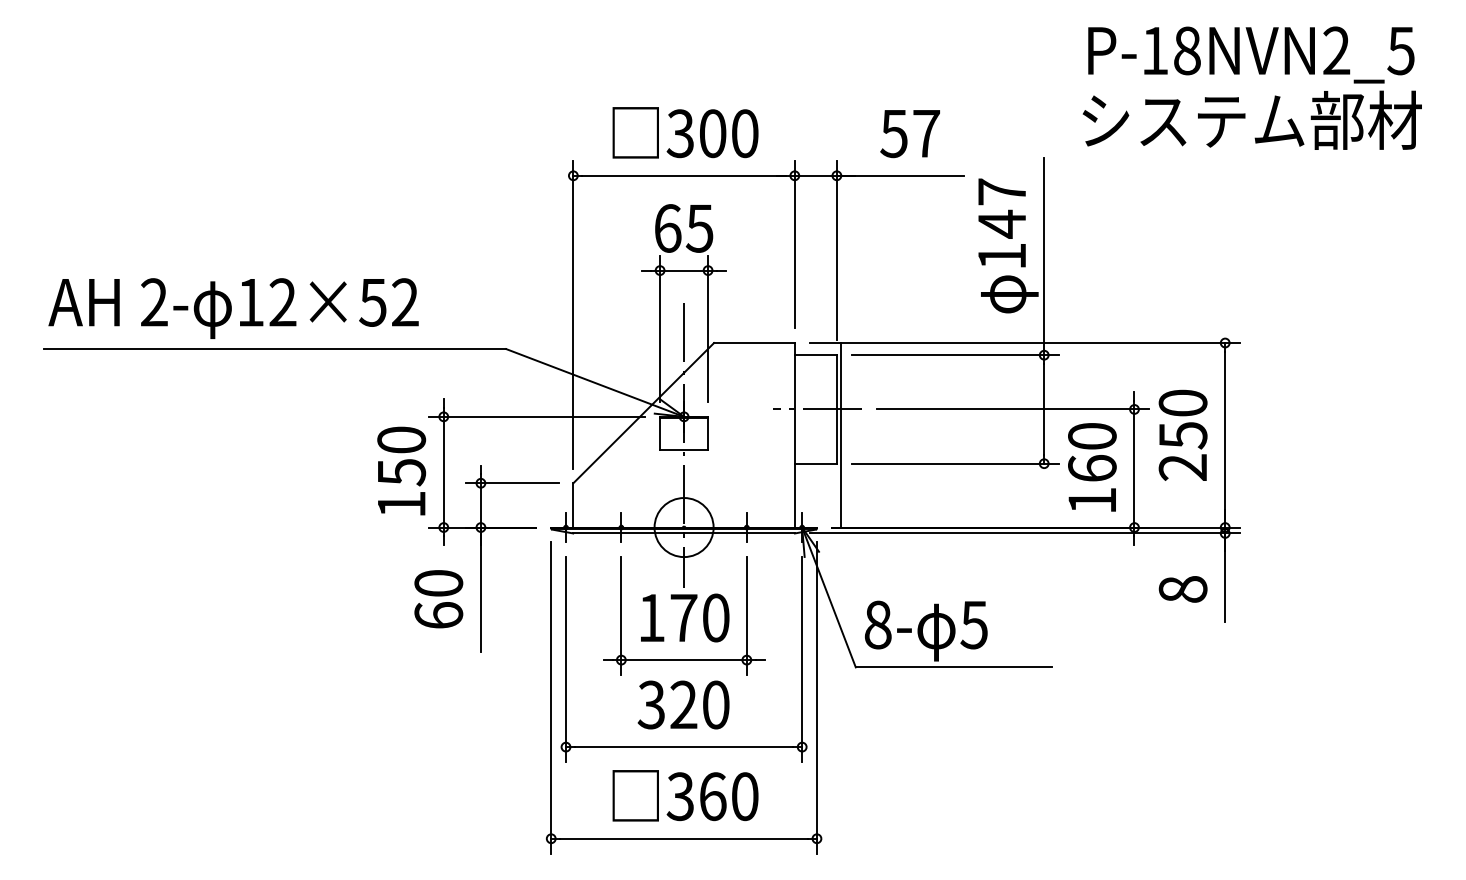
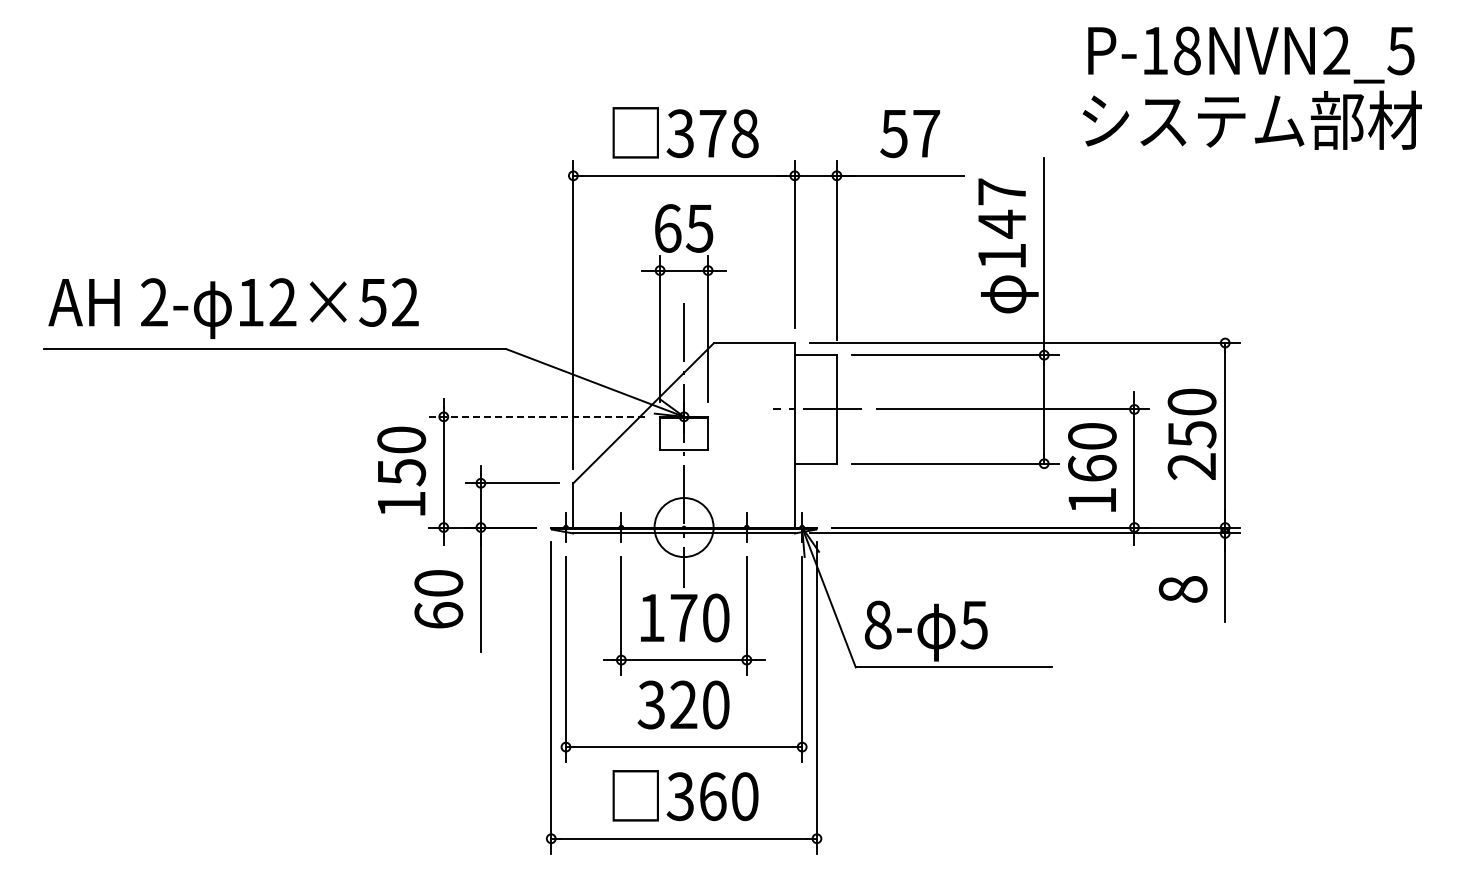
text: 300 -> 378 (728, 133)
line: solid -> dashed (536, 416)
text position: (1182, 434) -> (1191, 433) (1191, 433)
line: present -> none (841, 435)
